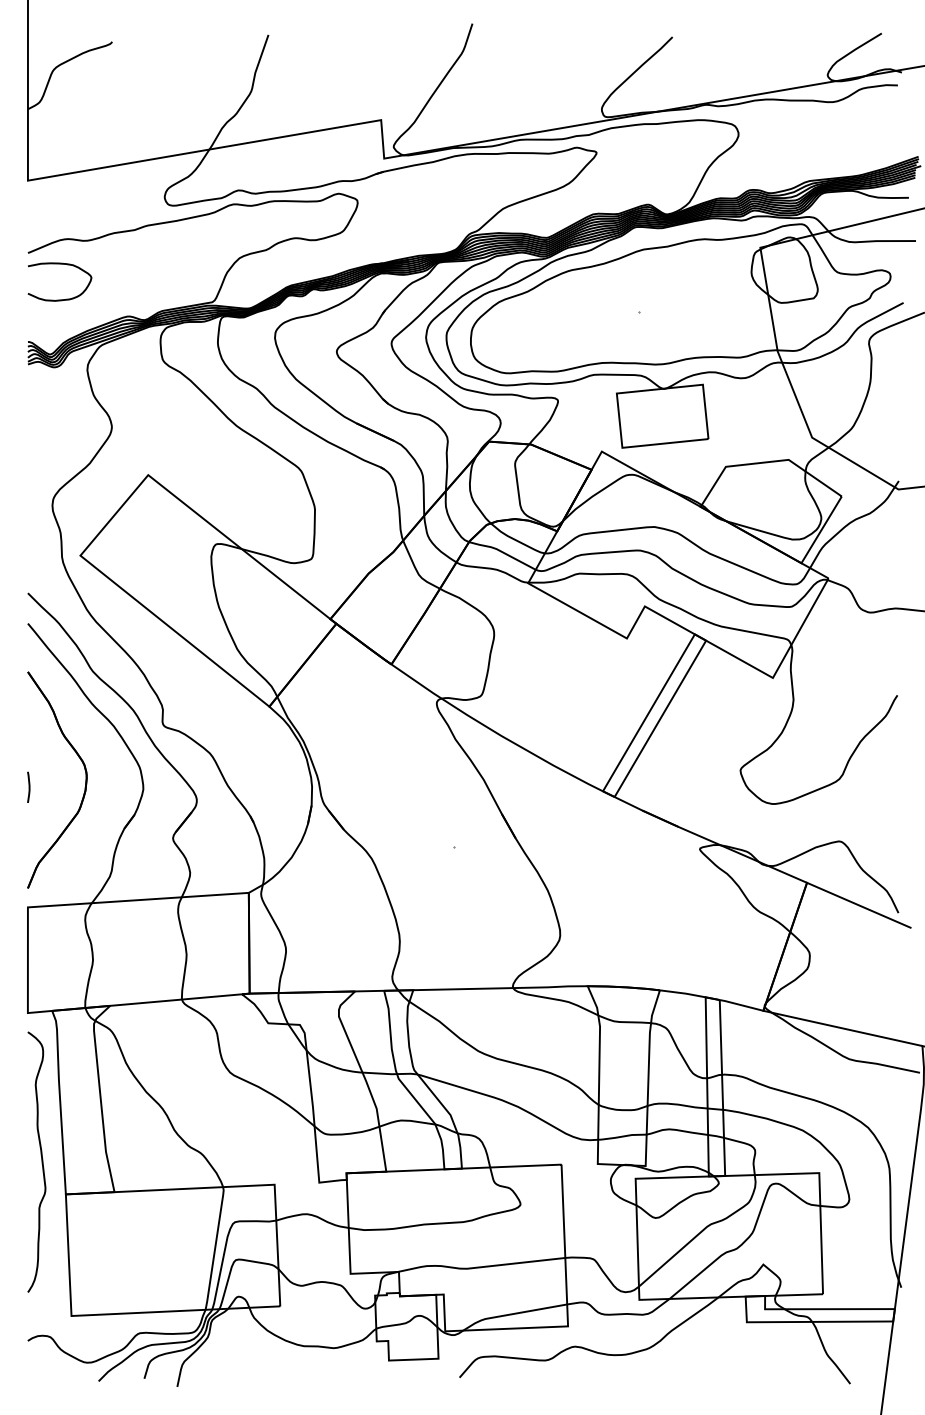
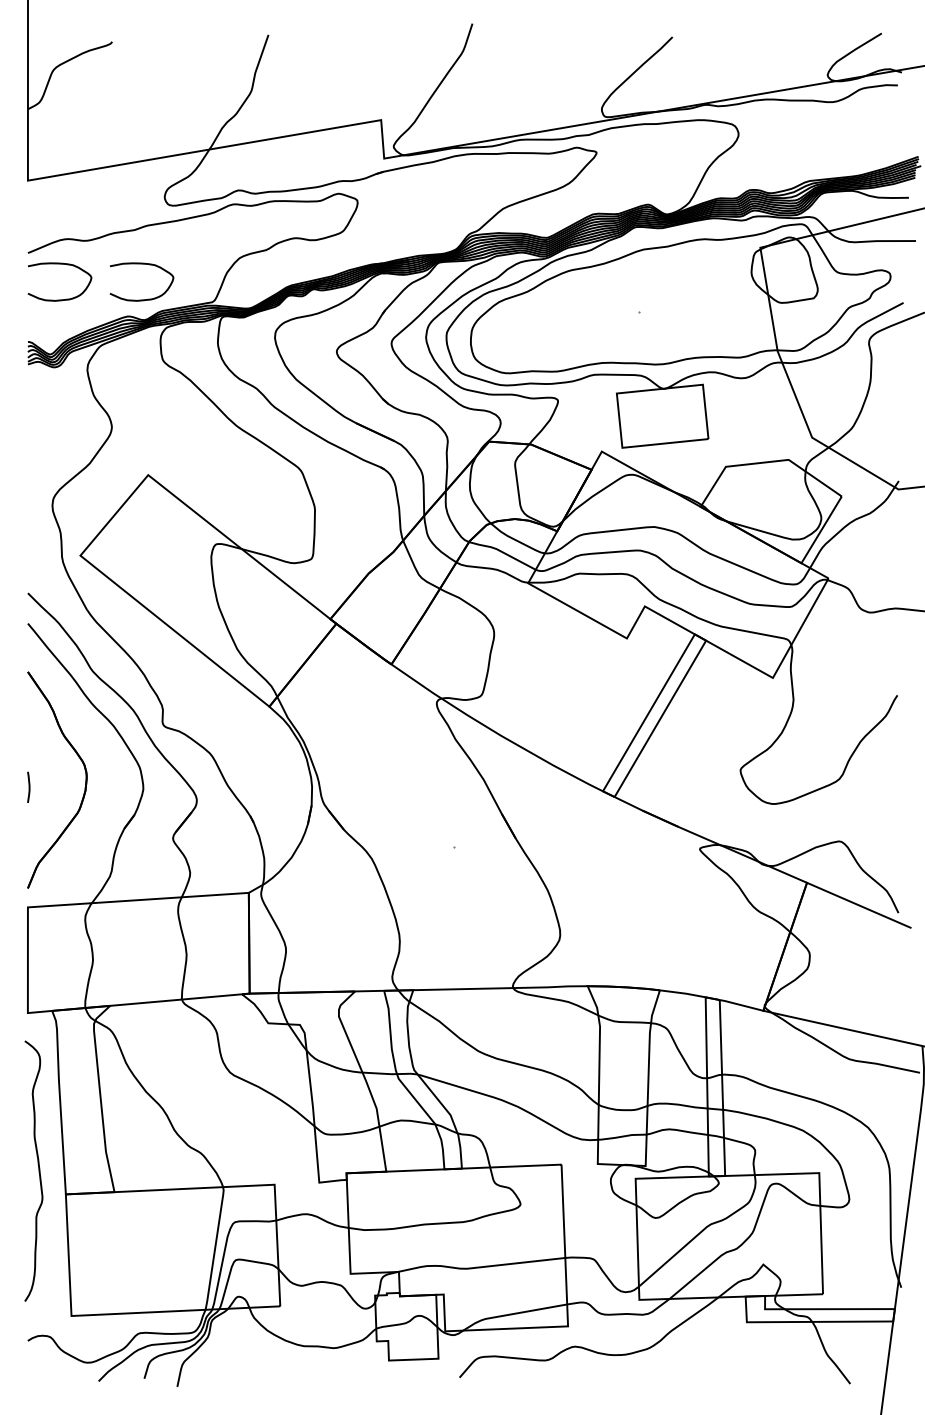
curve: none -> present (141, 264)
curve position: (41, 1161) -> (38, 1170) (38, 1170)
